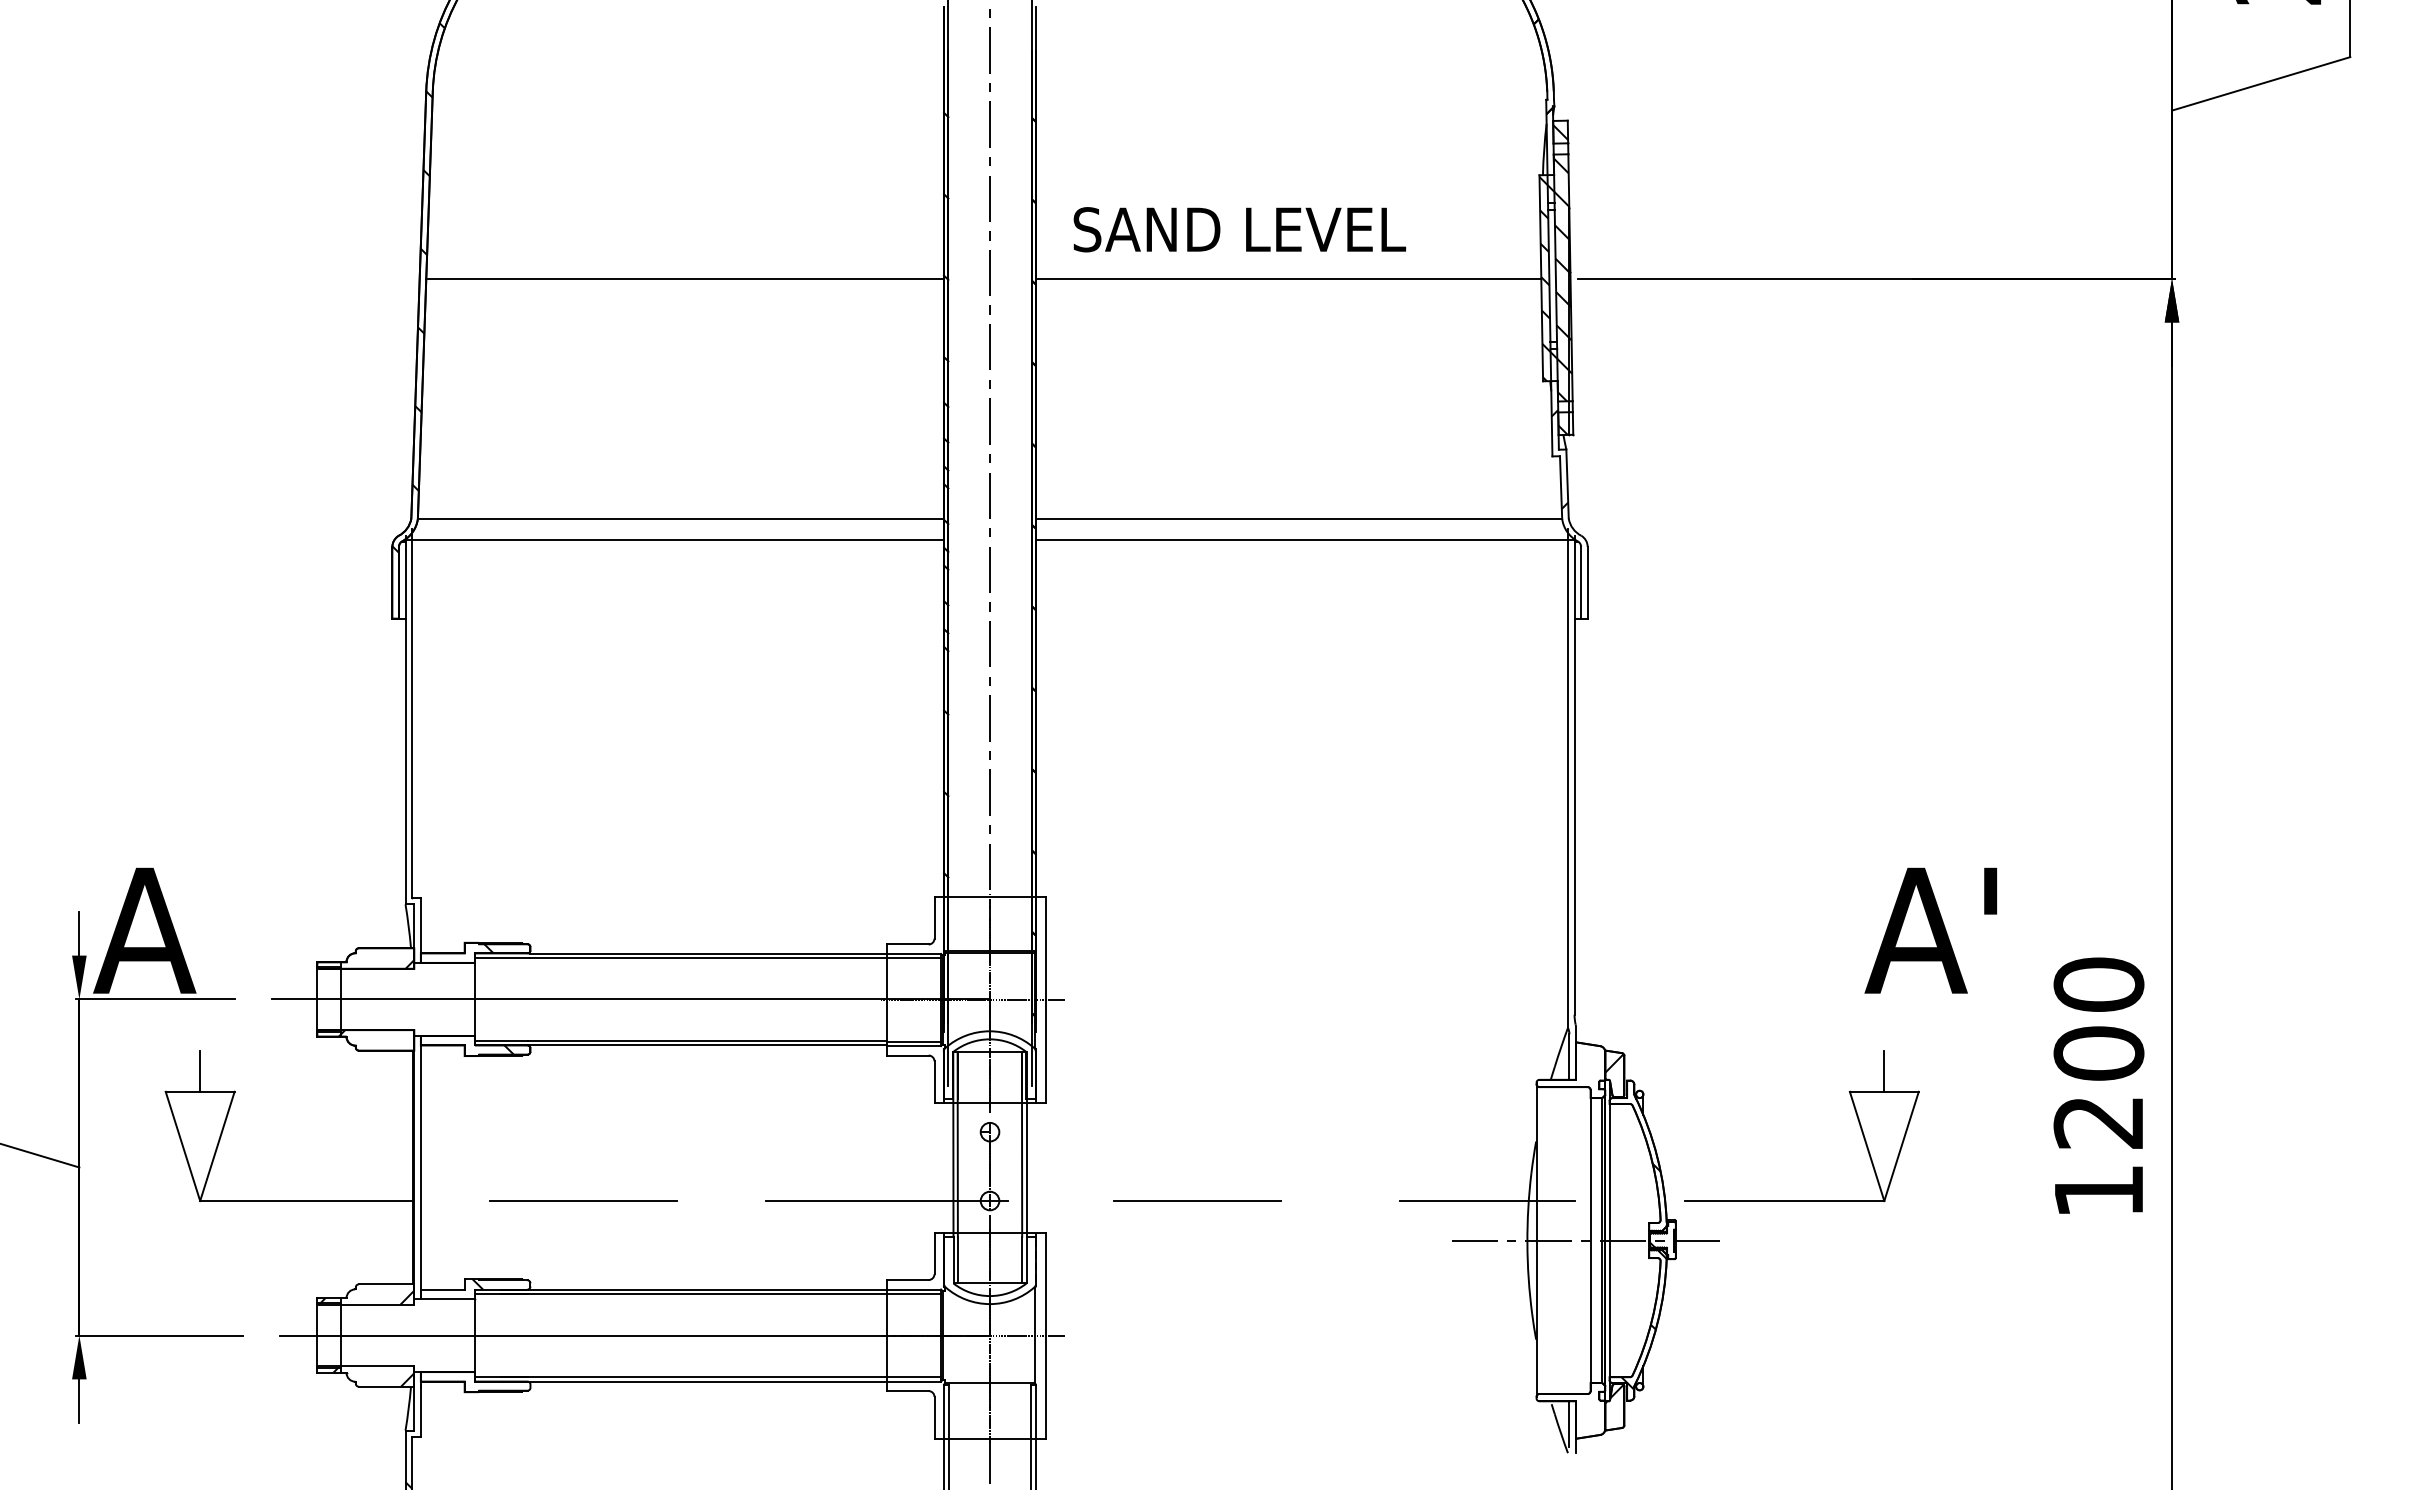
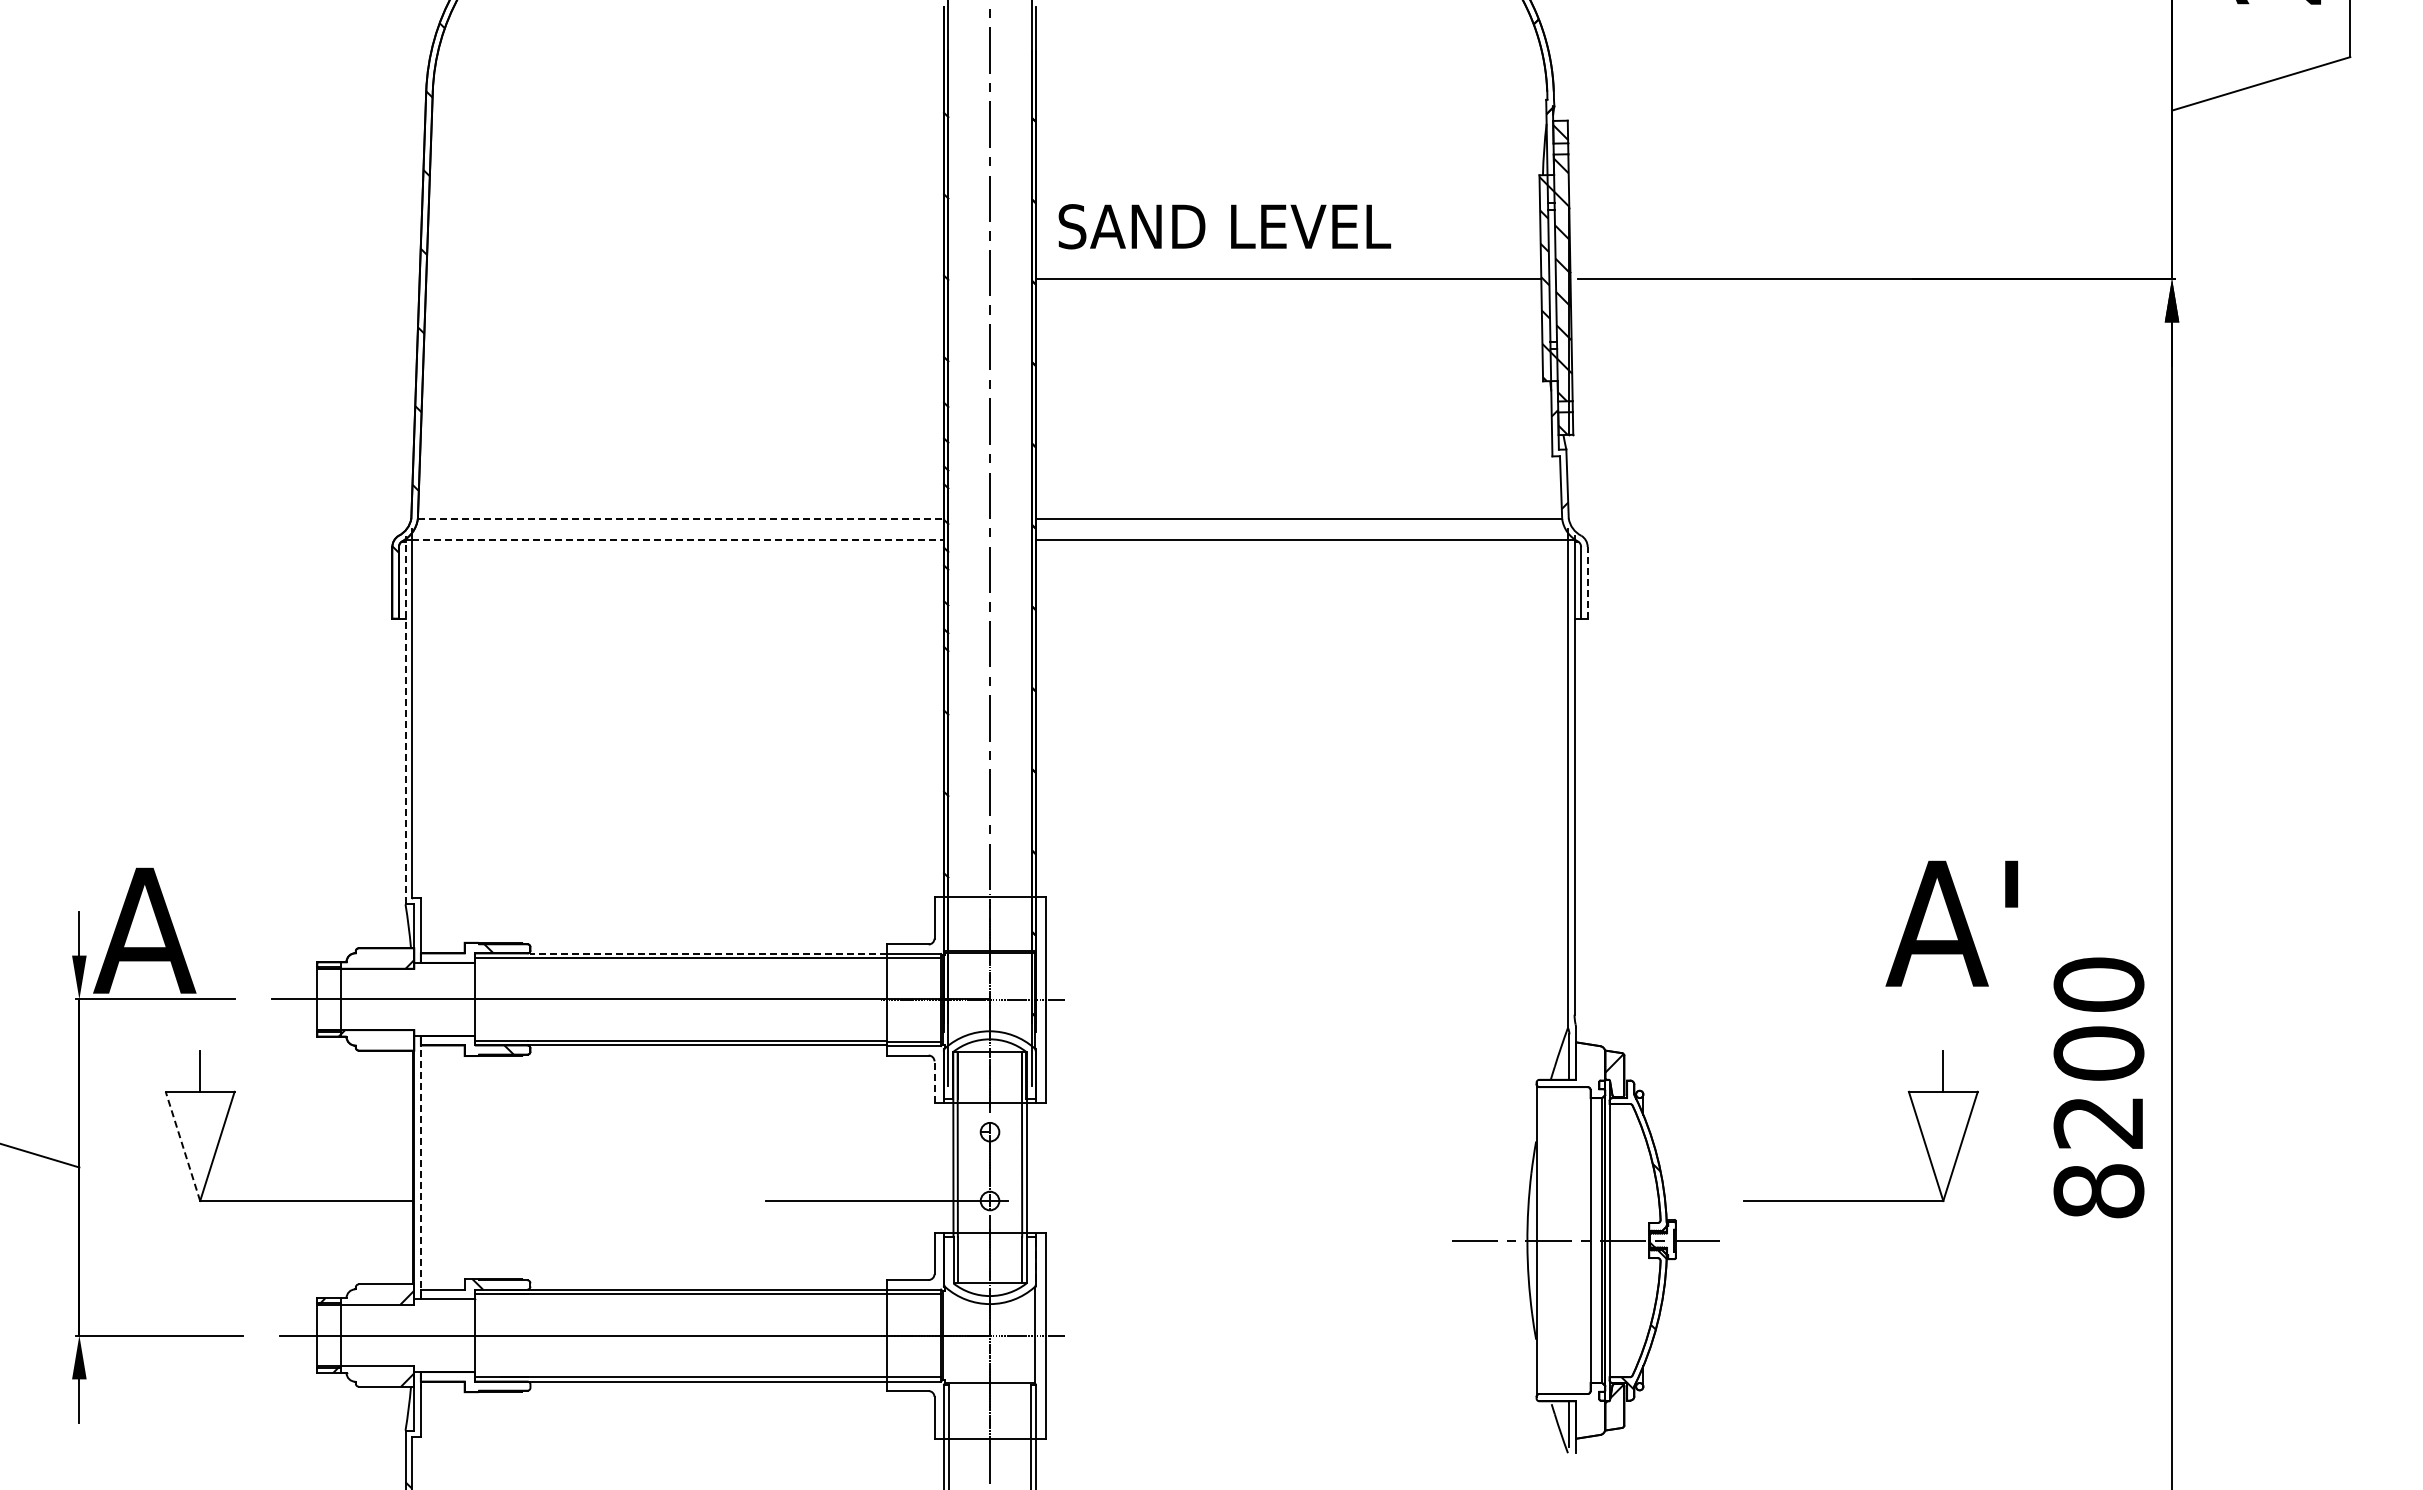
text position: (1239, 229) -> (1224, 226) (1224, 226)
line: present -> none (685, 278)
line: solid -> dashed (681, 519)
line: solid -> dashed (678, 539)
line: solid -> dashed (1587, 582)
line: solid -> dashed (405, 719)
text position: (1930, 930) -> (1951, 923) (1951, 923)
line: solid -> dashed (708, 953)
line: solid -> dashed (934, 1082)
part position: (1853, 1107) -> (1912, 1107) (1912, 1107)
line: solid -> dashed (182, 1145)
line: solid -> dashed (420, 1167)
text: 1200 -> 8200 (2098, 1191)
line: present -> none (582, 1201)
line: present -> none (1197, 1201)
line: present -> none (1487, 1201)
